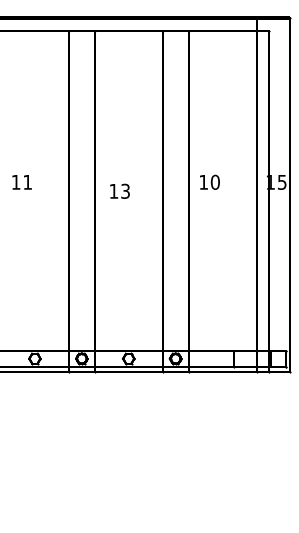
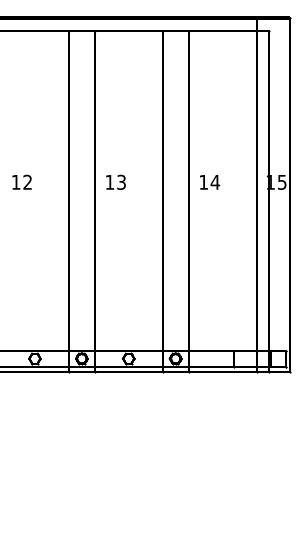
text: 11 -> 12 (27, 181)
text: 10 -> 14 (215, 181)
text position: (119, 190) -> (115, 181) (115, 181)
